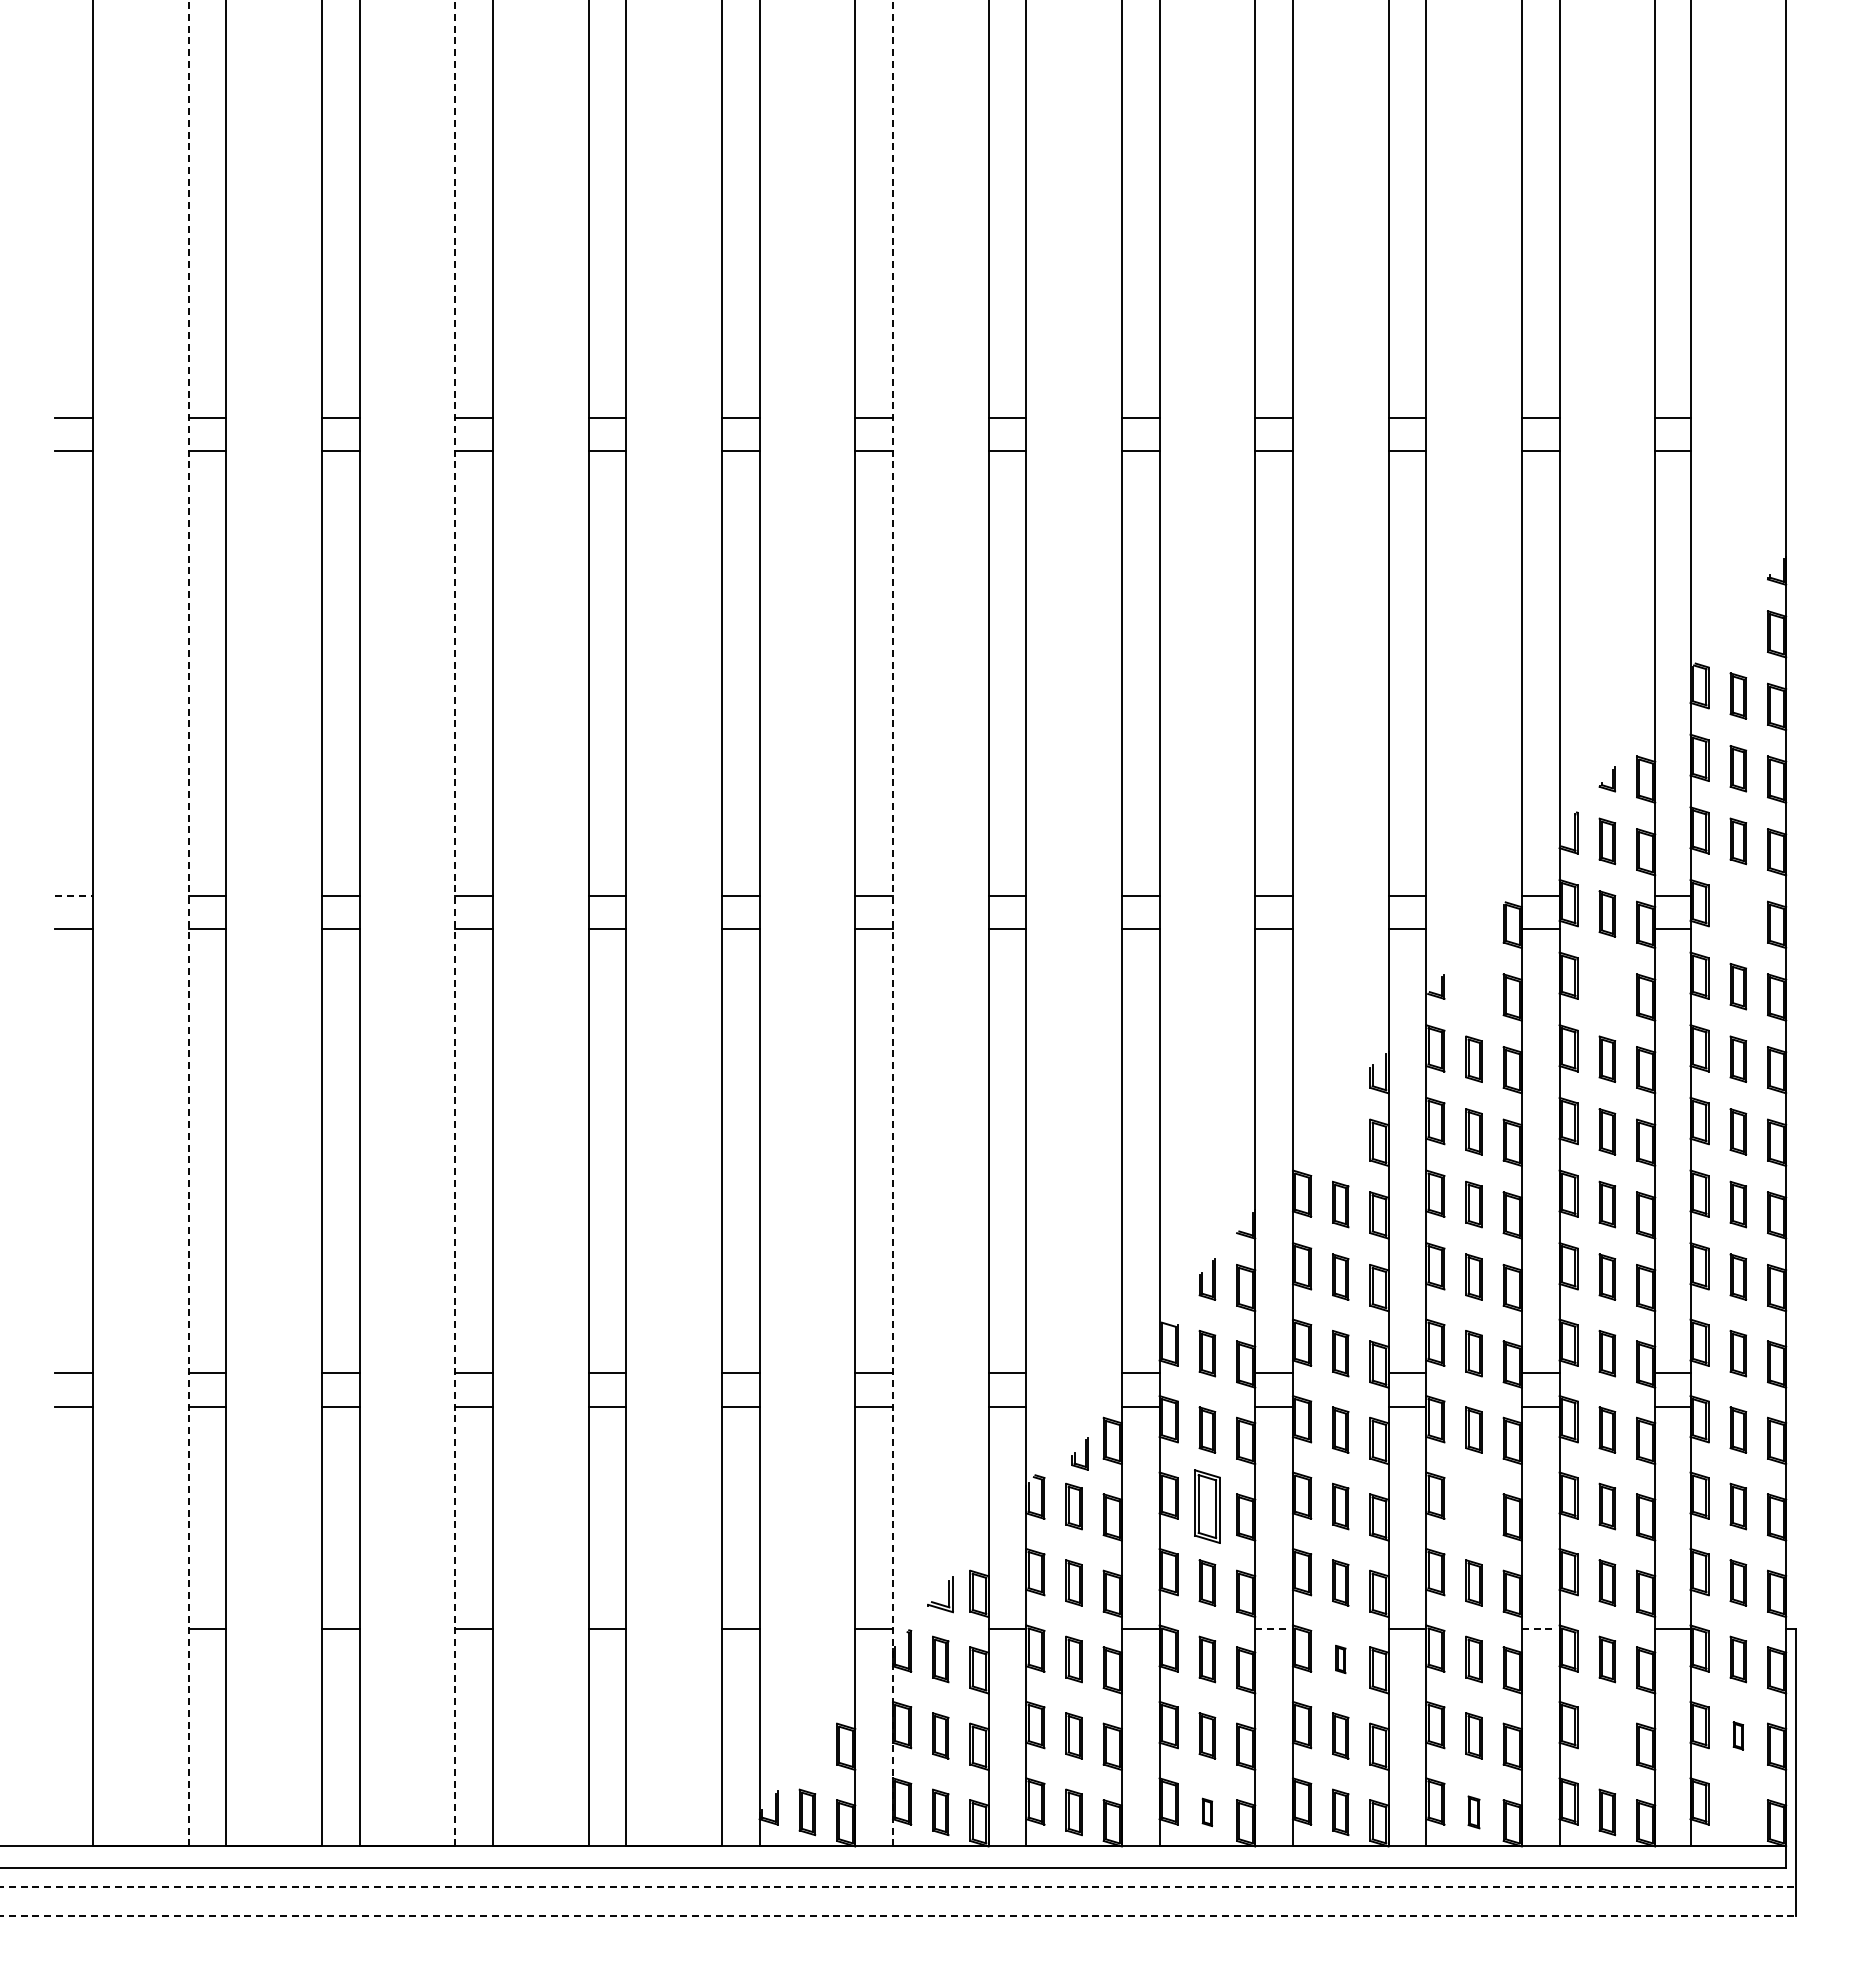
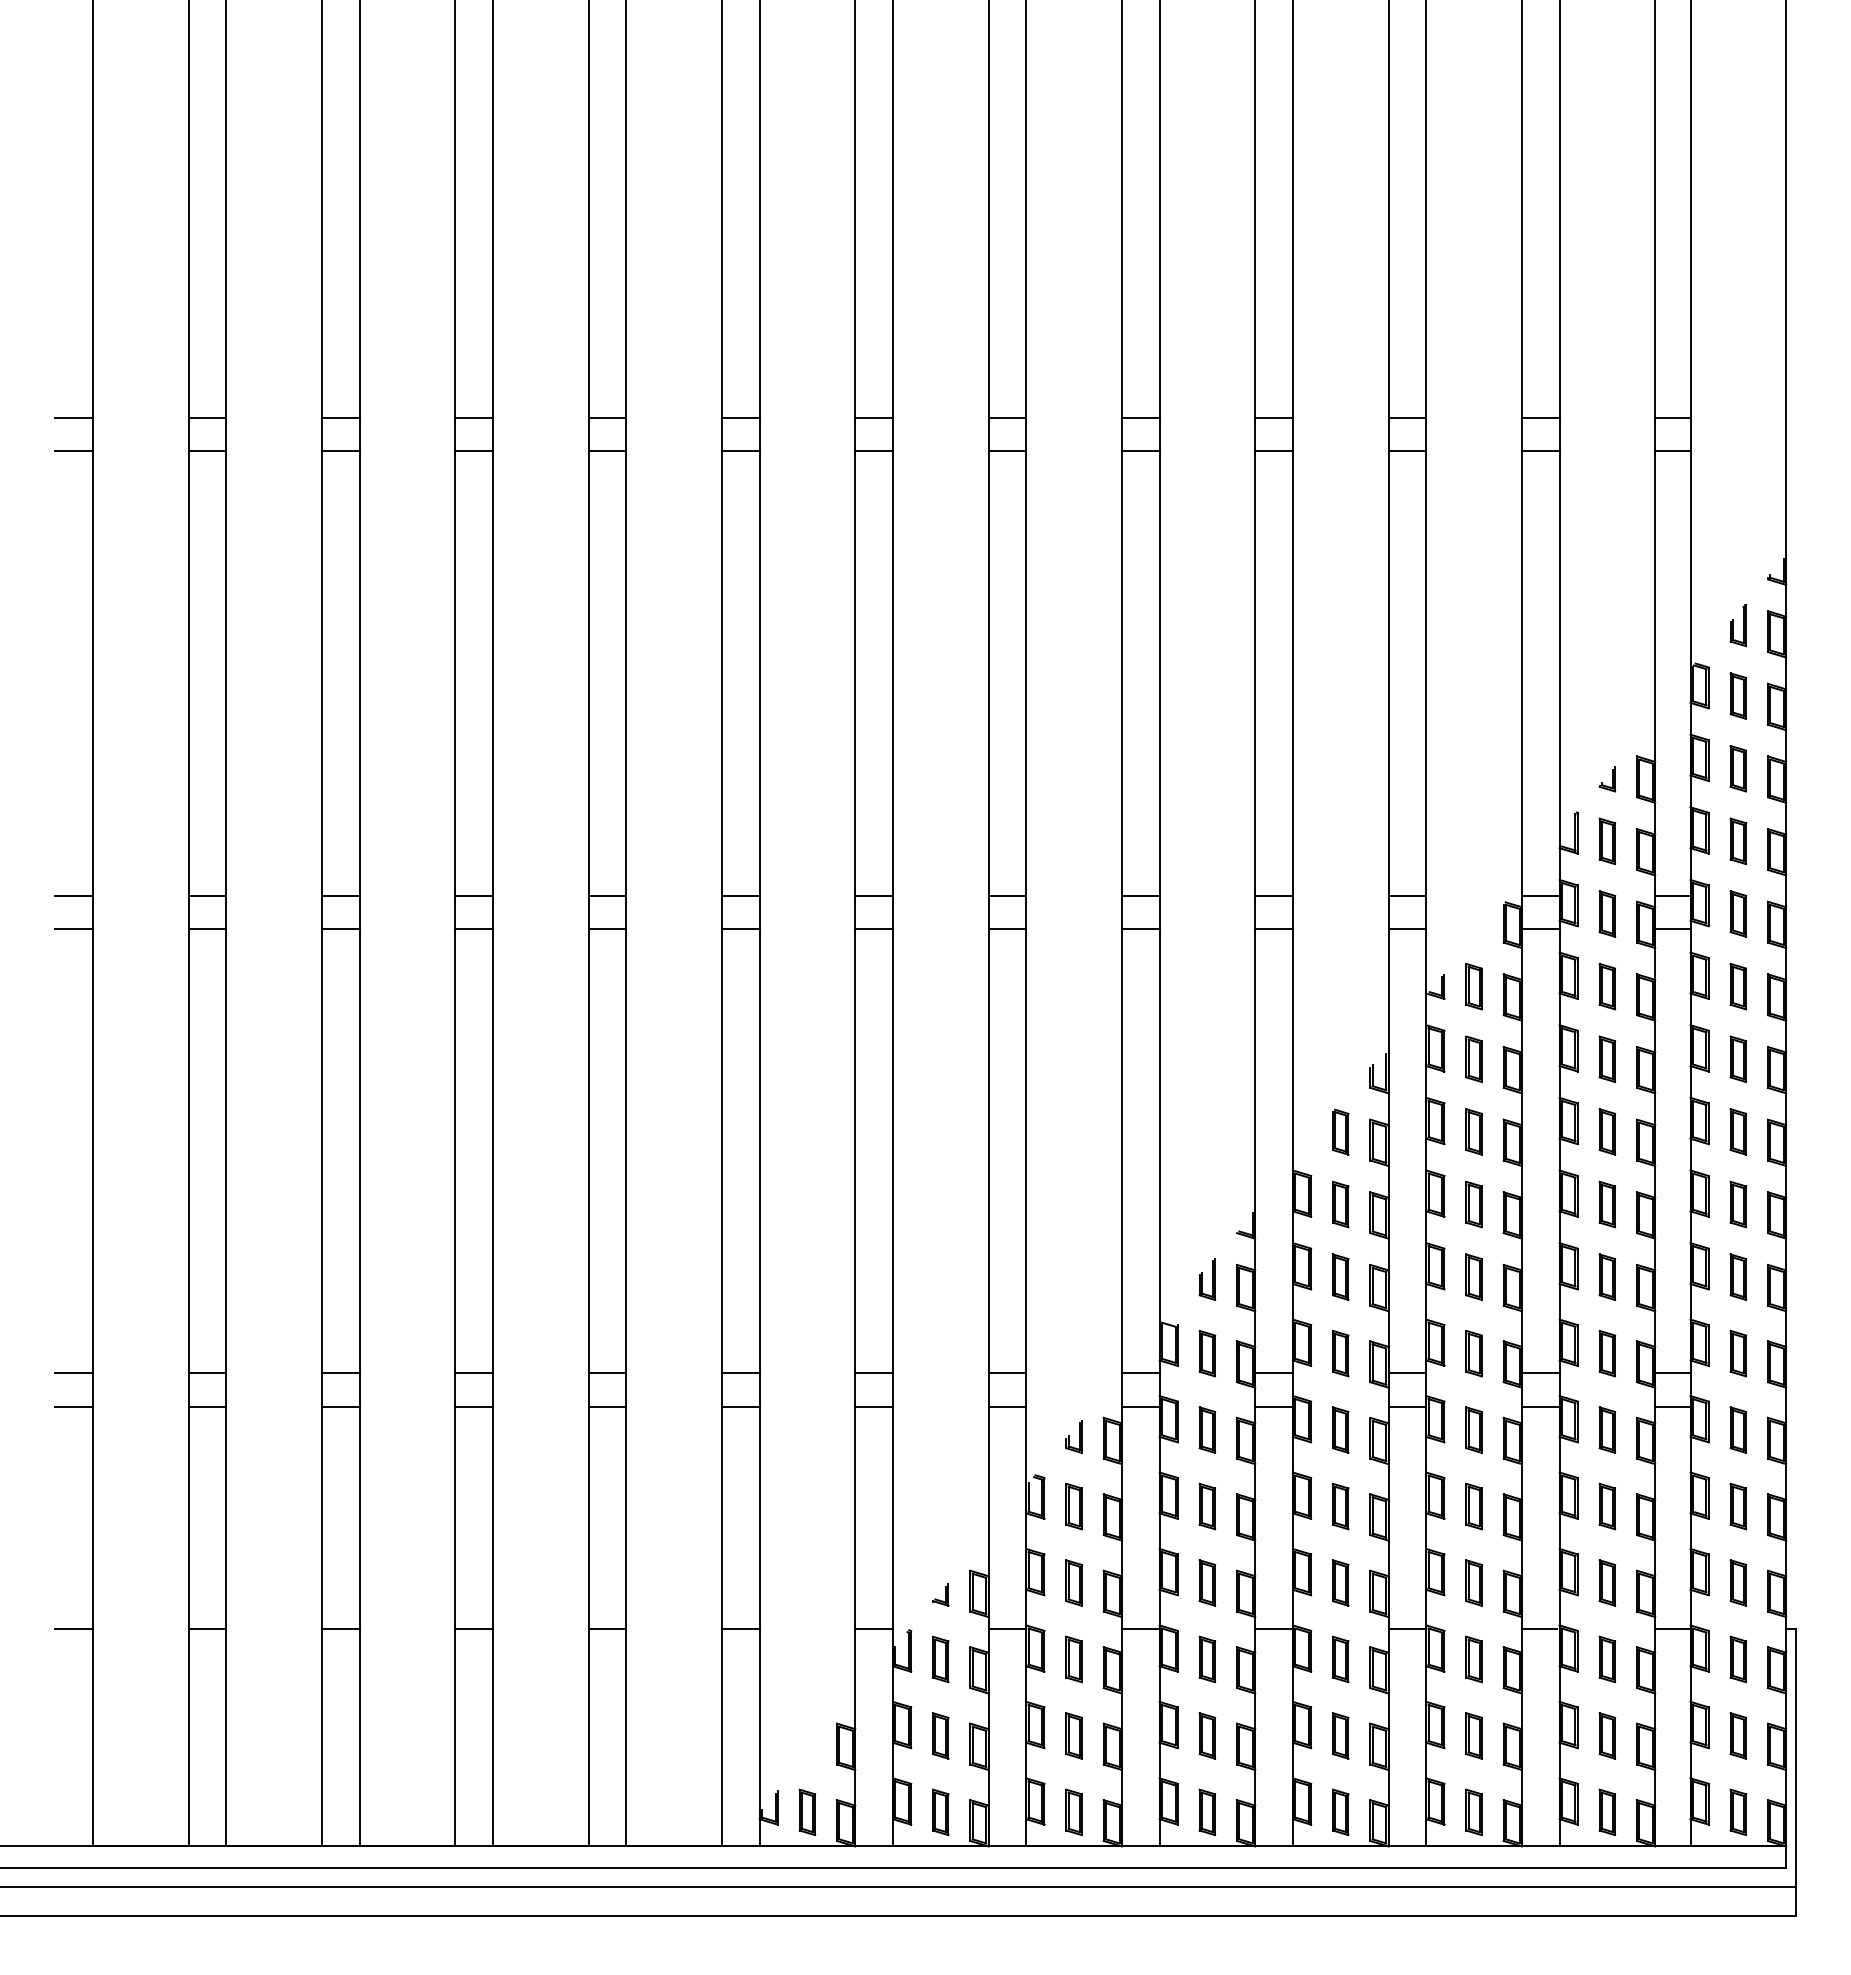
part: none -> present (1737, 625)
line: dashed -> solid (74, 895)
part: none -> present (1738, 913)
line: dashed -> solid (188, 923)
line: dashed -> solid (455, 923)
line: dashed -> solid (893, 923)
part: none -> present (1473, 986)
part: none -> present (1607, 986)
part: none -> present (1340, 1131)
part position: (1079, 1453) -> (1073, 1436) (1073, 1436)
part size: 27x75 px -> 19x49 px (1207, 1506)
part: none -> present (1473, 1506)
part size: 27x38 px -> 18x24 px (940, 1594)
line: none -> present (74, 1629)
line: dashed -> solid (1272, 1629)
line: dashed -> solid (1539, 1629)
part size: 12x31 px -> 18x49 px (1340, 1659)
part: none -> present (1607, 1735)
part size: 12x30 px -> 19x48 px (1738, 1735)
part size: 13x31 px -> 19x49 px (1207, 1812)
part size: 14x35 px -> 18x49 px (1473, 1812)
part: none -> present (1738, 1812)
line: dashed -> solid (898, 1887)
line: dashed -> solid (898, 1915)
